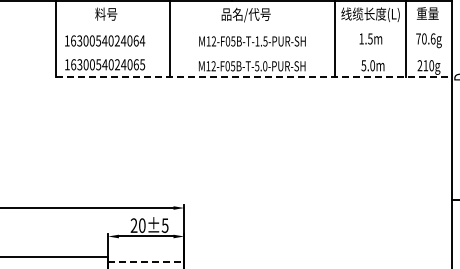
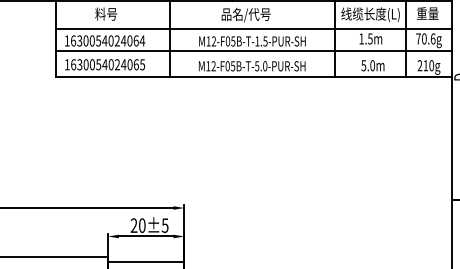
line: none -> present (253, 29)
line: none -> present (253, 51)
line: dashed -> solid (254, 76)
line: dashed -> solid (146, 262)
